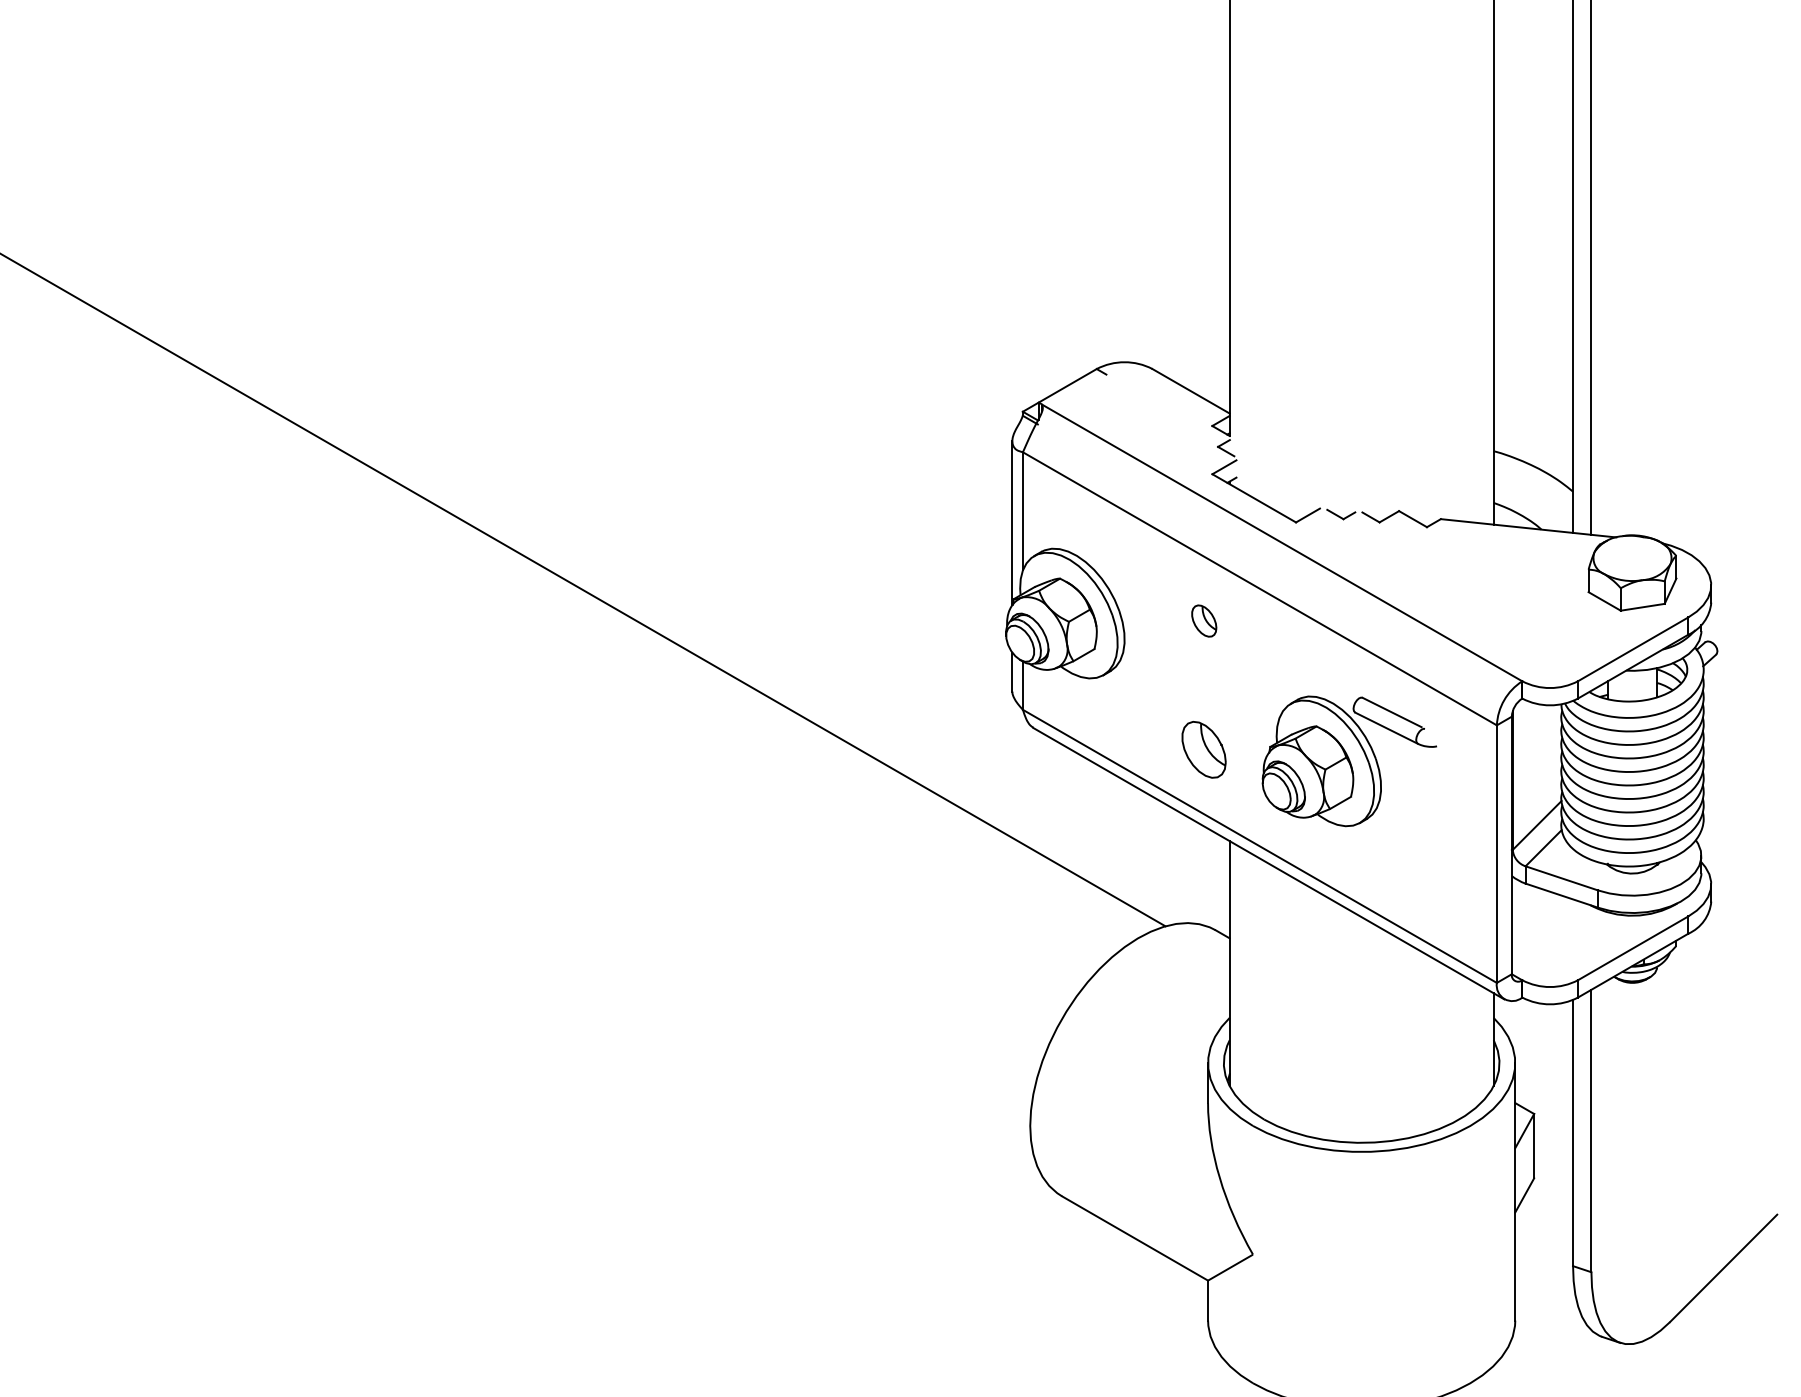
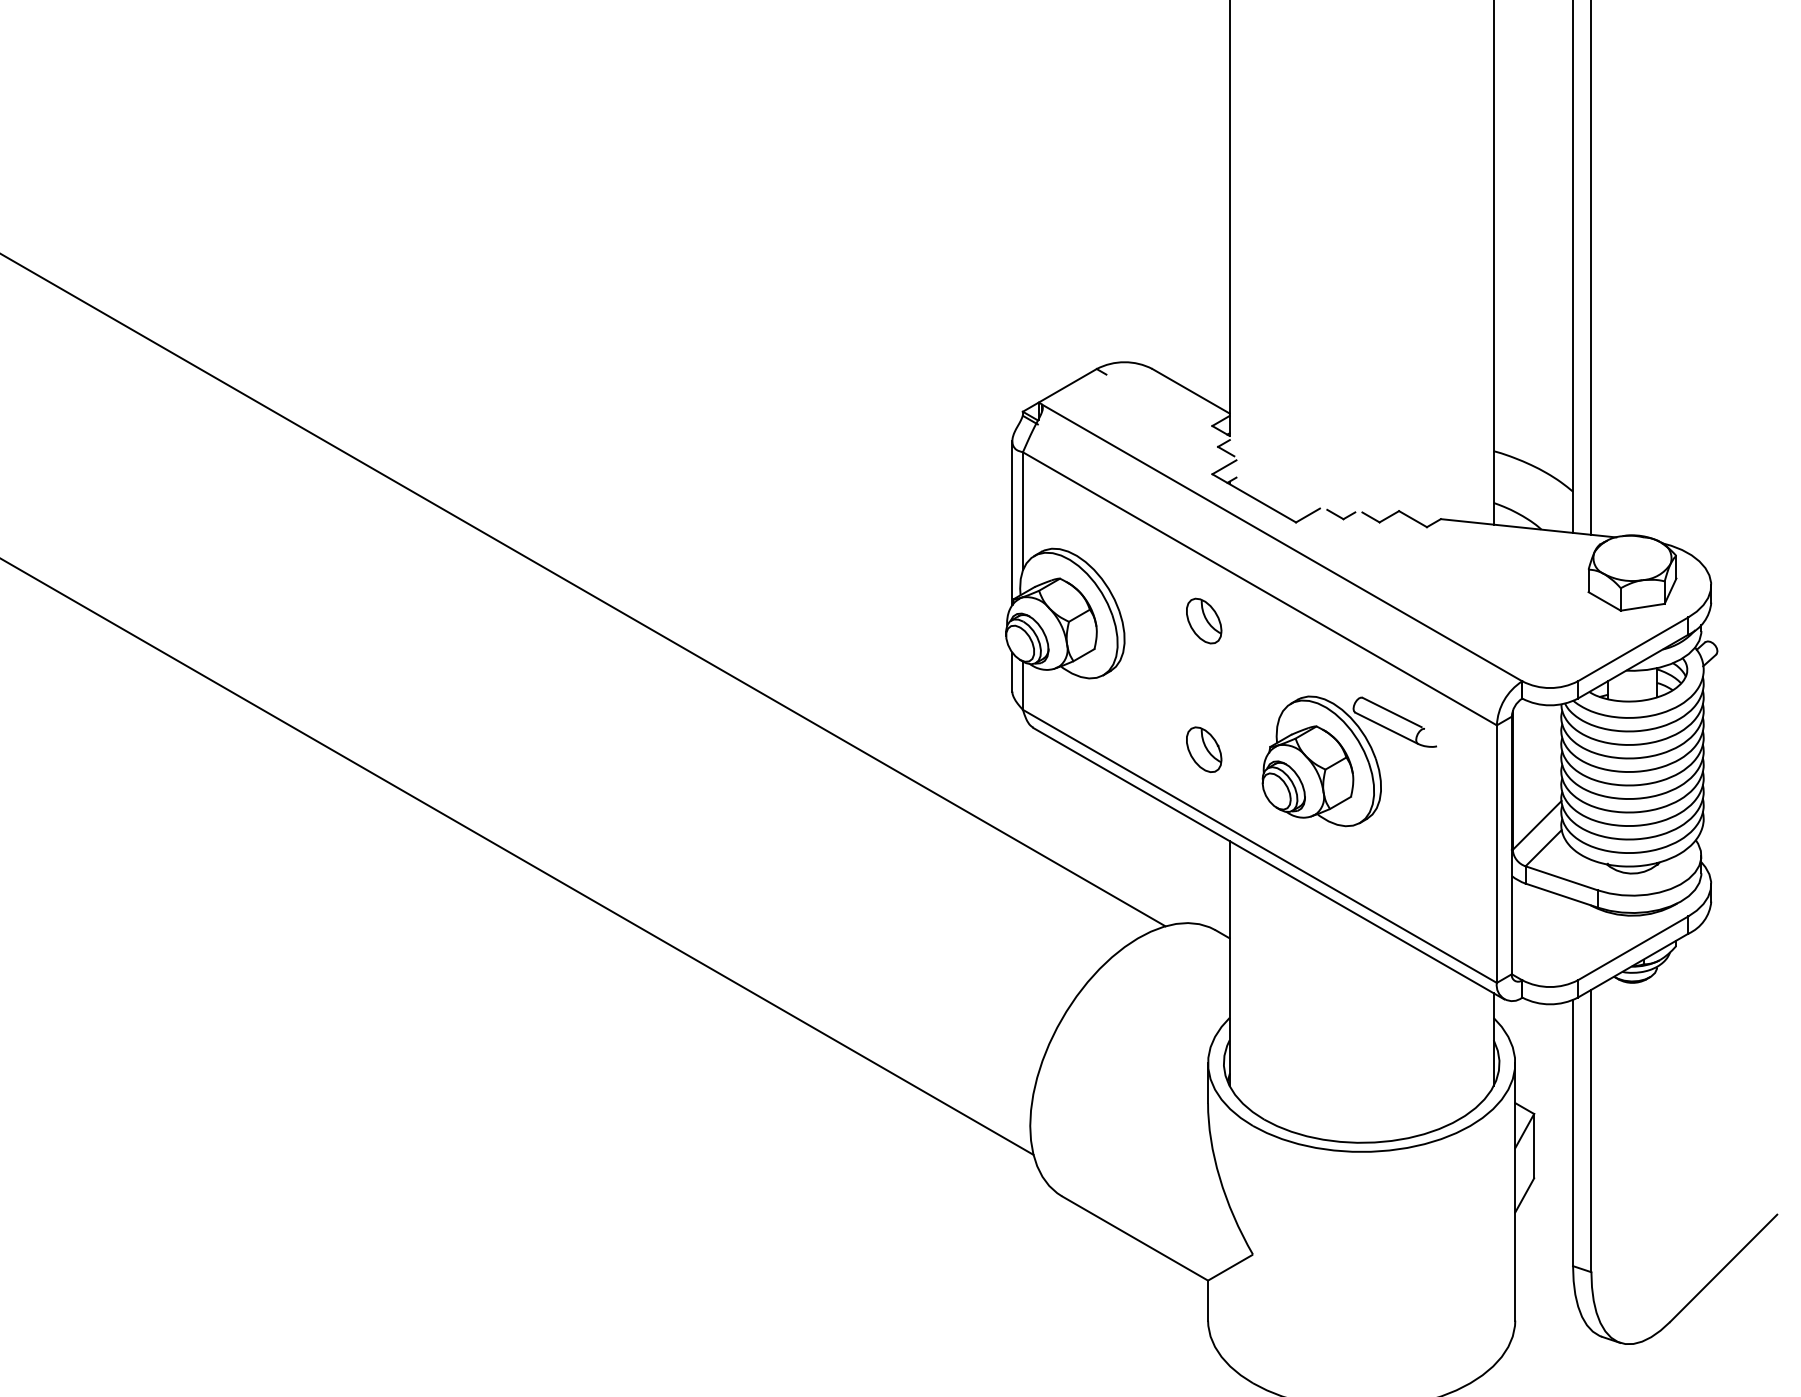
part size: 27x34 px -> 37x48 px (1204, 620)
part size: 46x58 px -> 37x47 px (1204, 749)
line: none -> present (517, 856)
